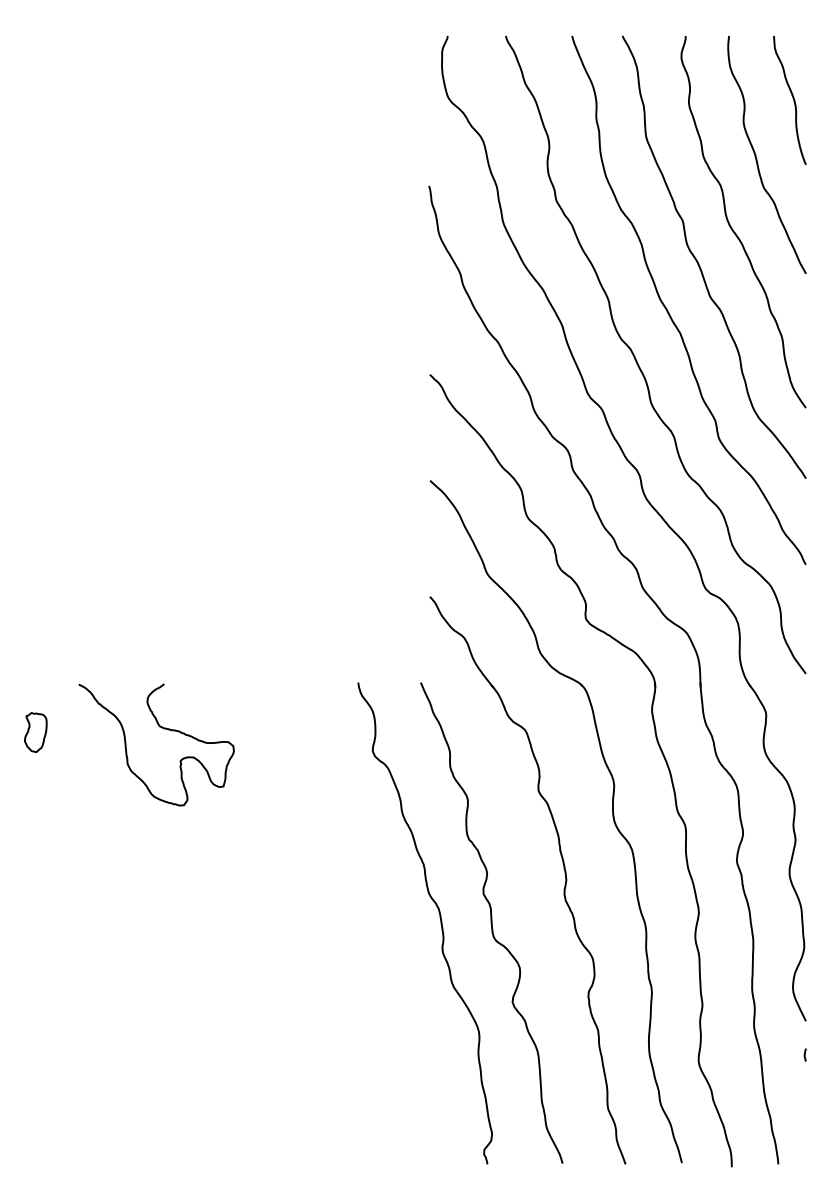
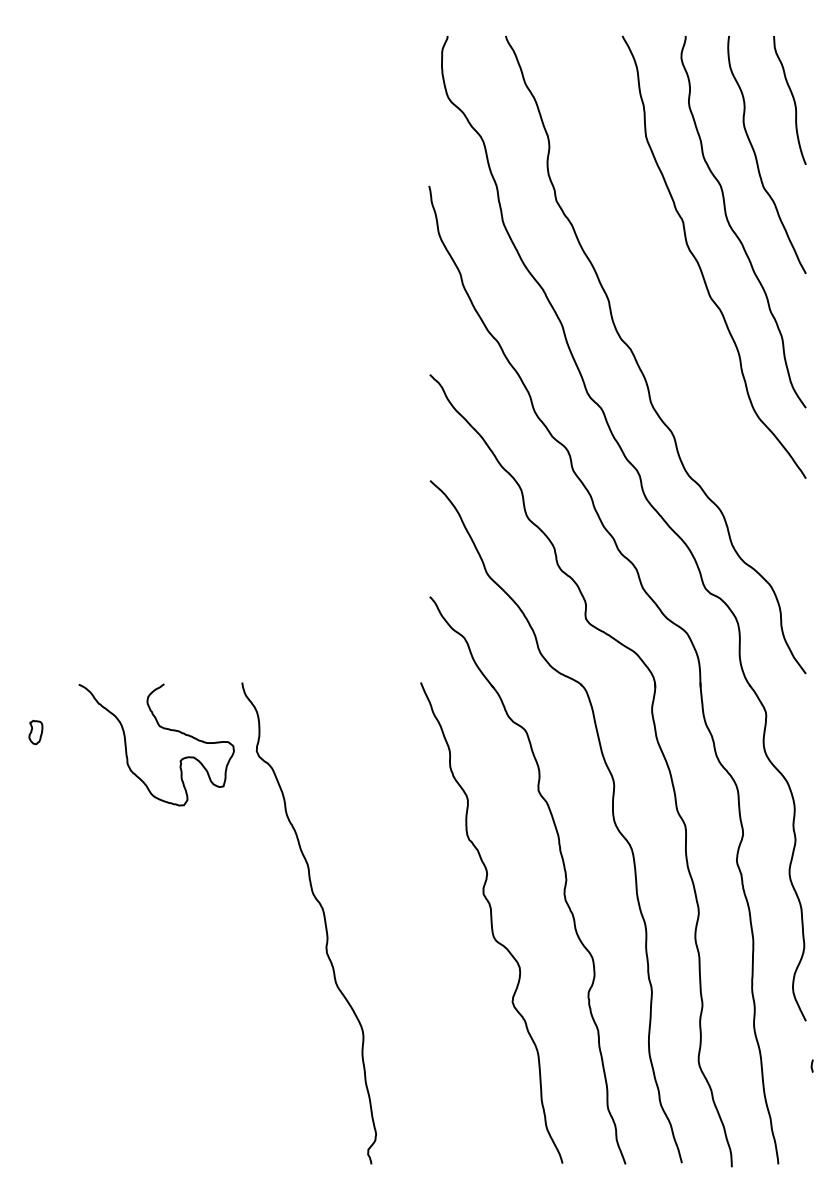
curve: present -> none (668, 310)
part size: 24x41 px -> 16x27 px (35, 732)
curve position: (440, 923) -> (324, 923) (324, 923)
curve position: (804, 1054) -> (811, 1065) (811, 1065)
